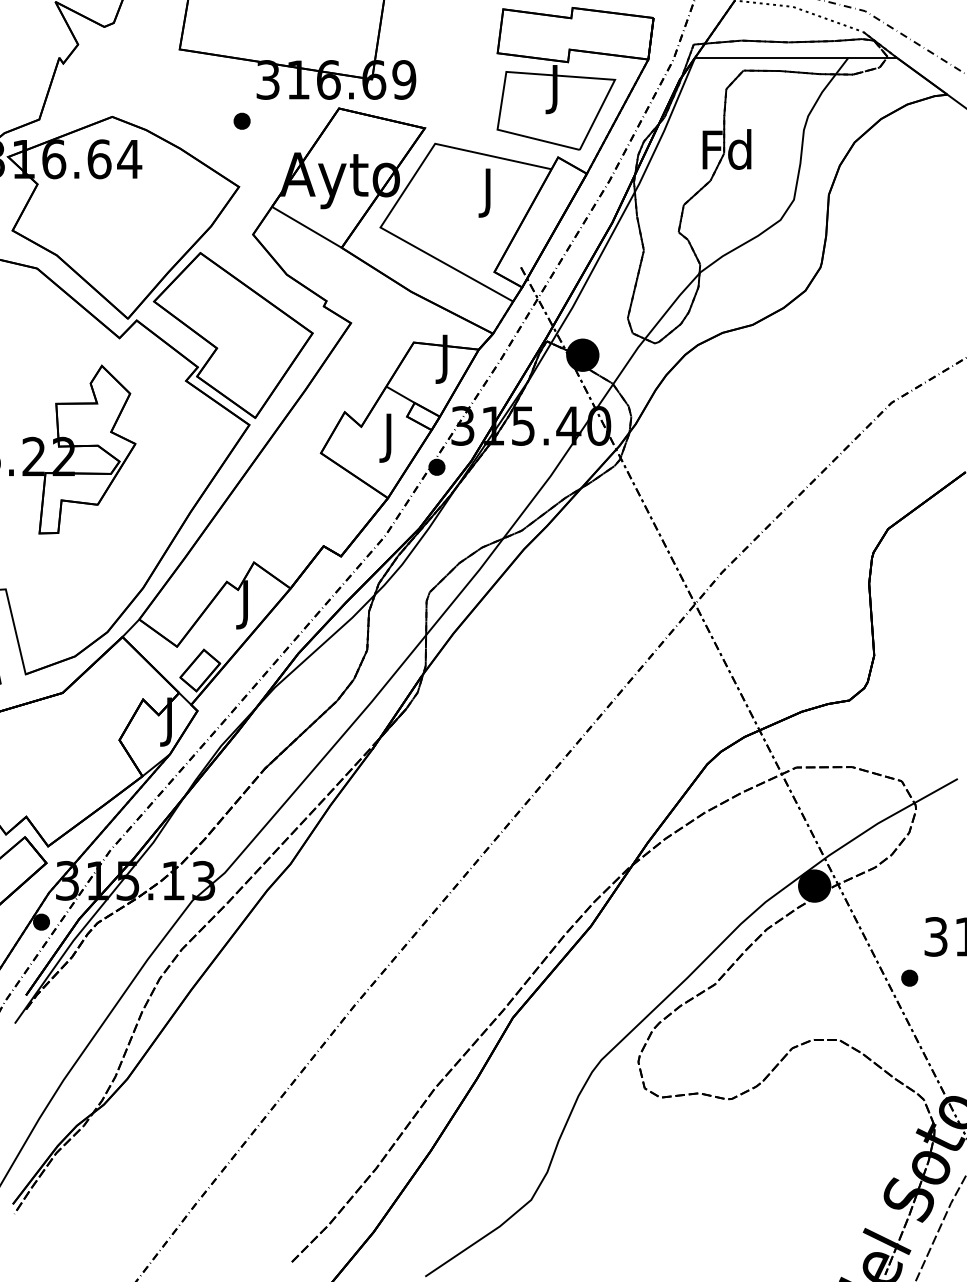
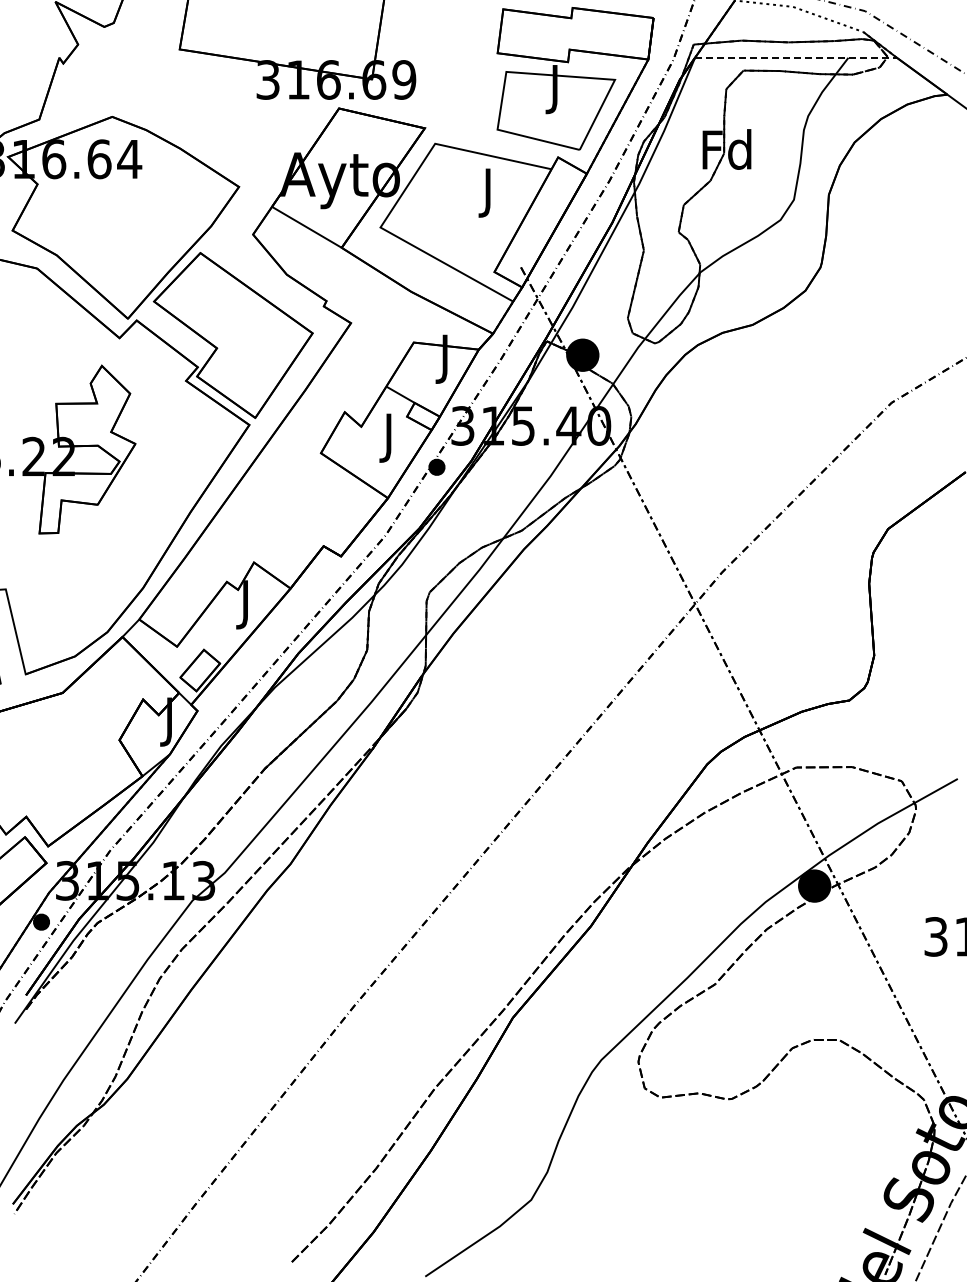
line: solid -> dashed (795, 57)
part: present -> none (241, 120)
part: present -> none (909, 977)
